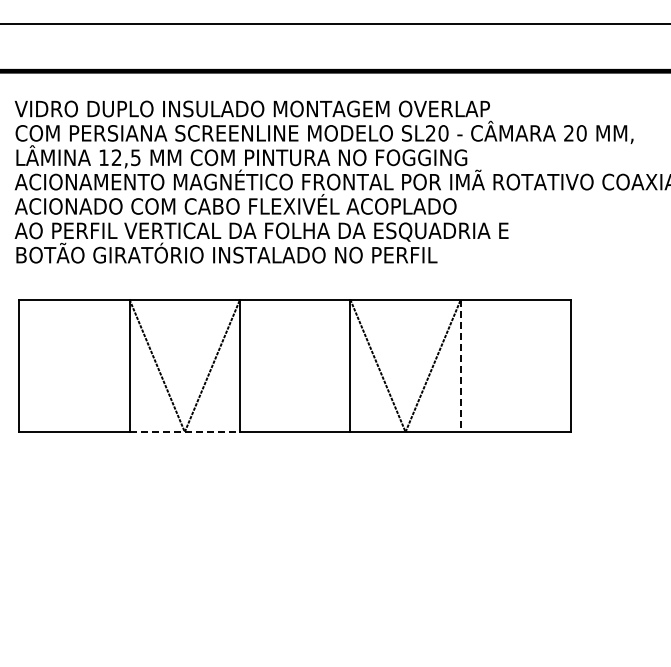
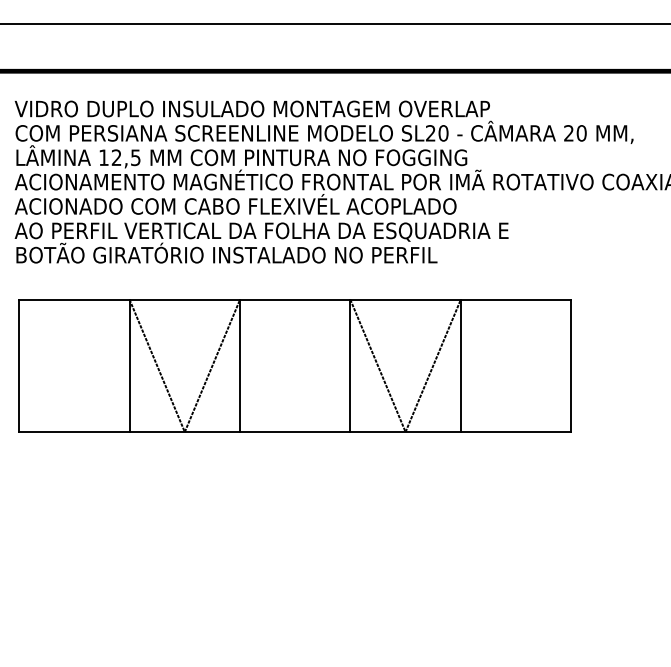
line: dashed -> solid (460, 366)
line: dashed -> solid (185, 432)
